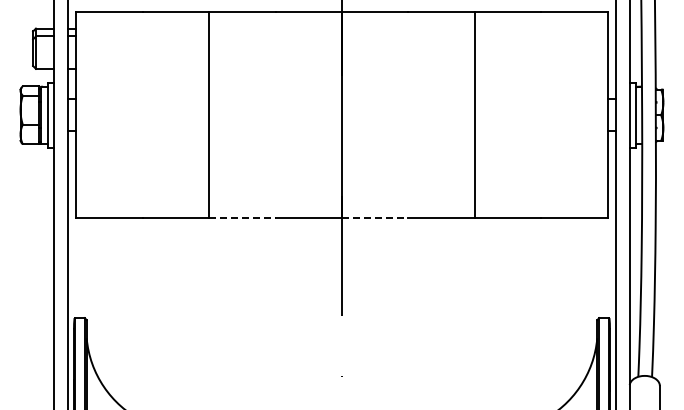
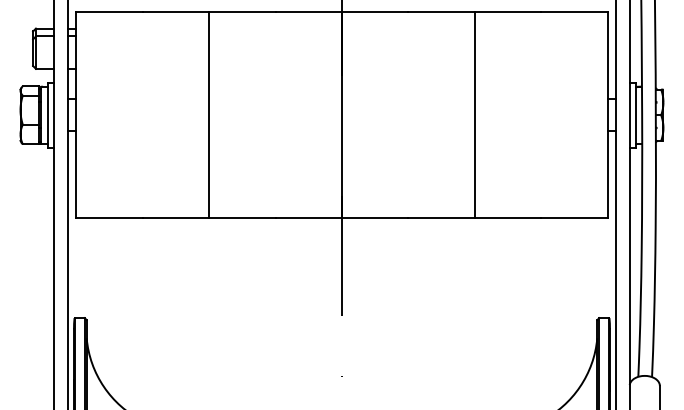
line: dashed -> solid (242, 218)
line: dashed -> solid (375, 218)
